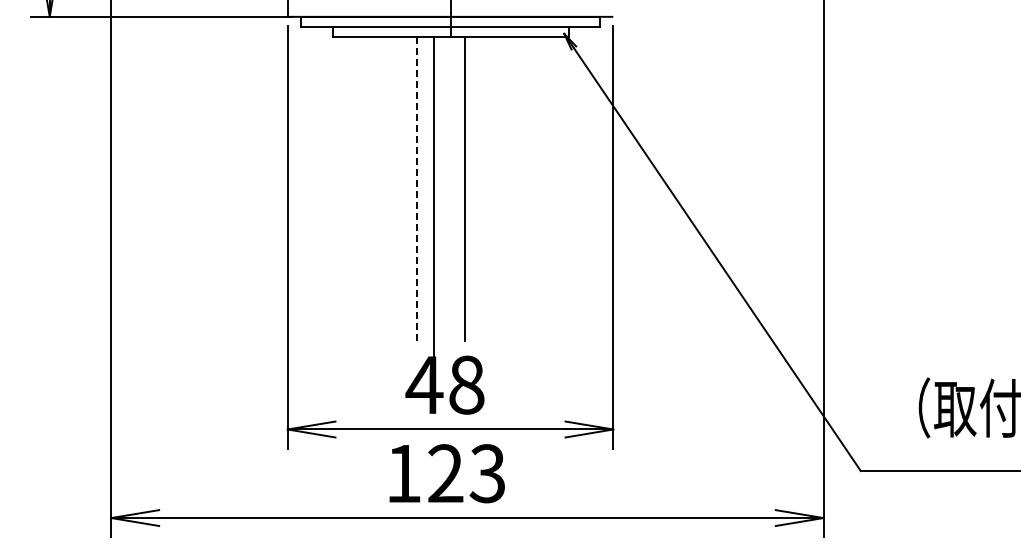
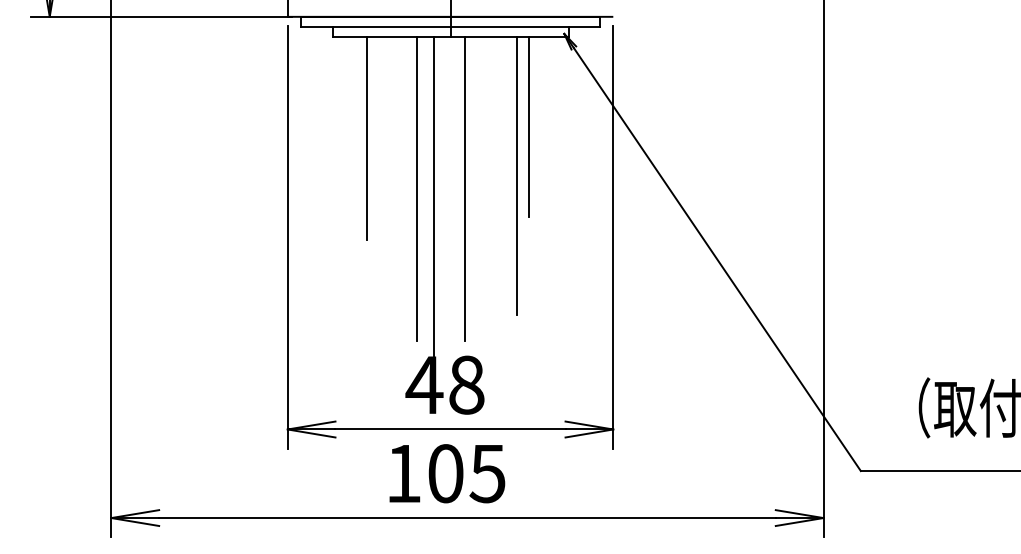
line: none -> present (528, 127)
line: none -> present (366, 138)
line: none -> present (516, 175)
line: dashed -> solid (416, 189)
text: 123 -> 105 (466, 473)
